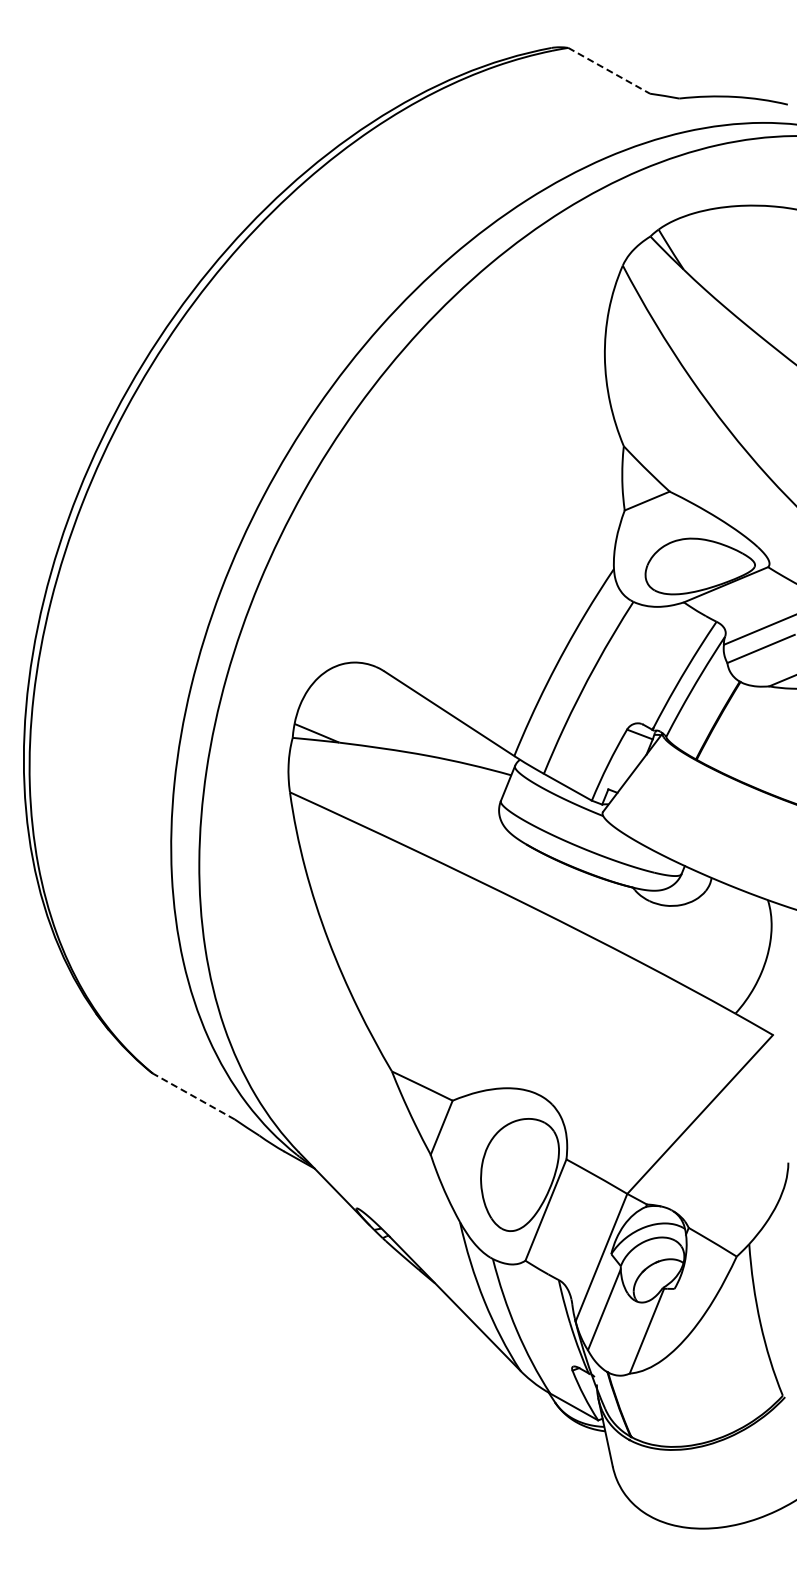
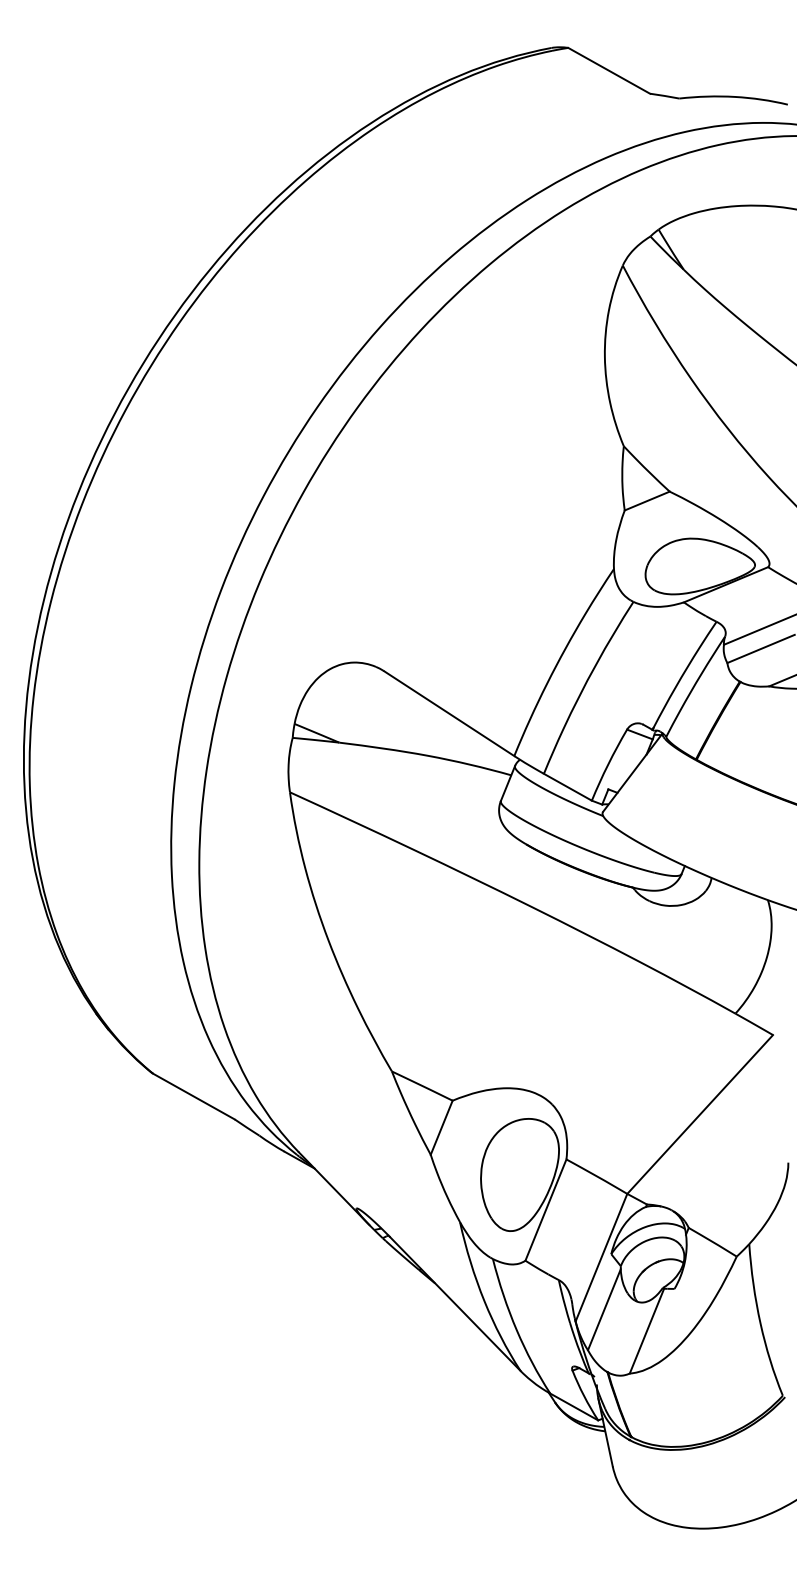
line: dashed -> solid (609, 70)
line: dashed -> solid (193, 1096)
